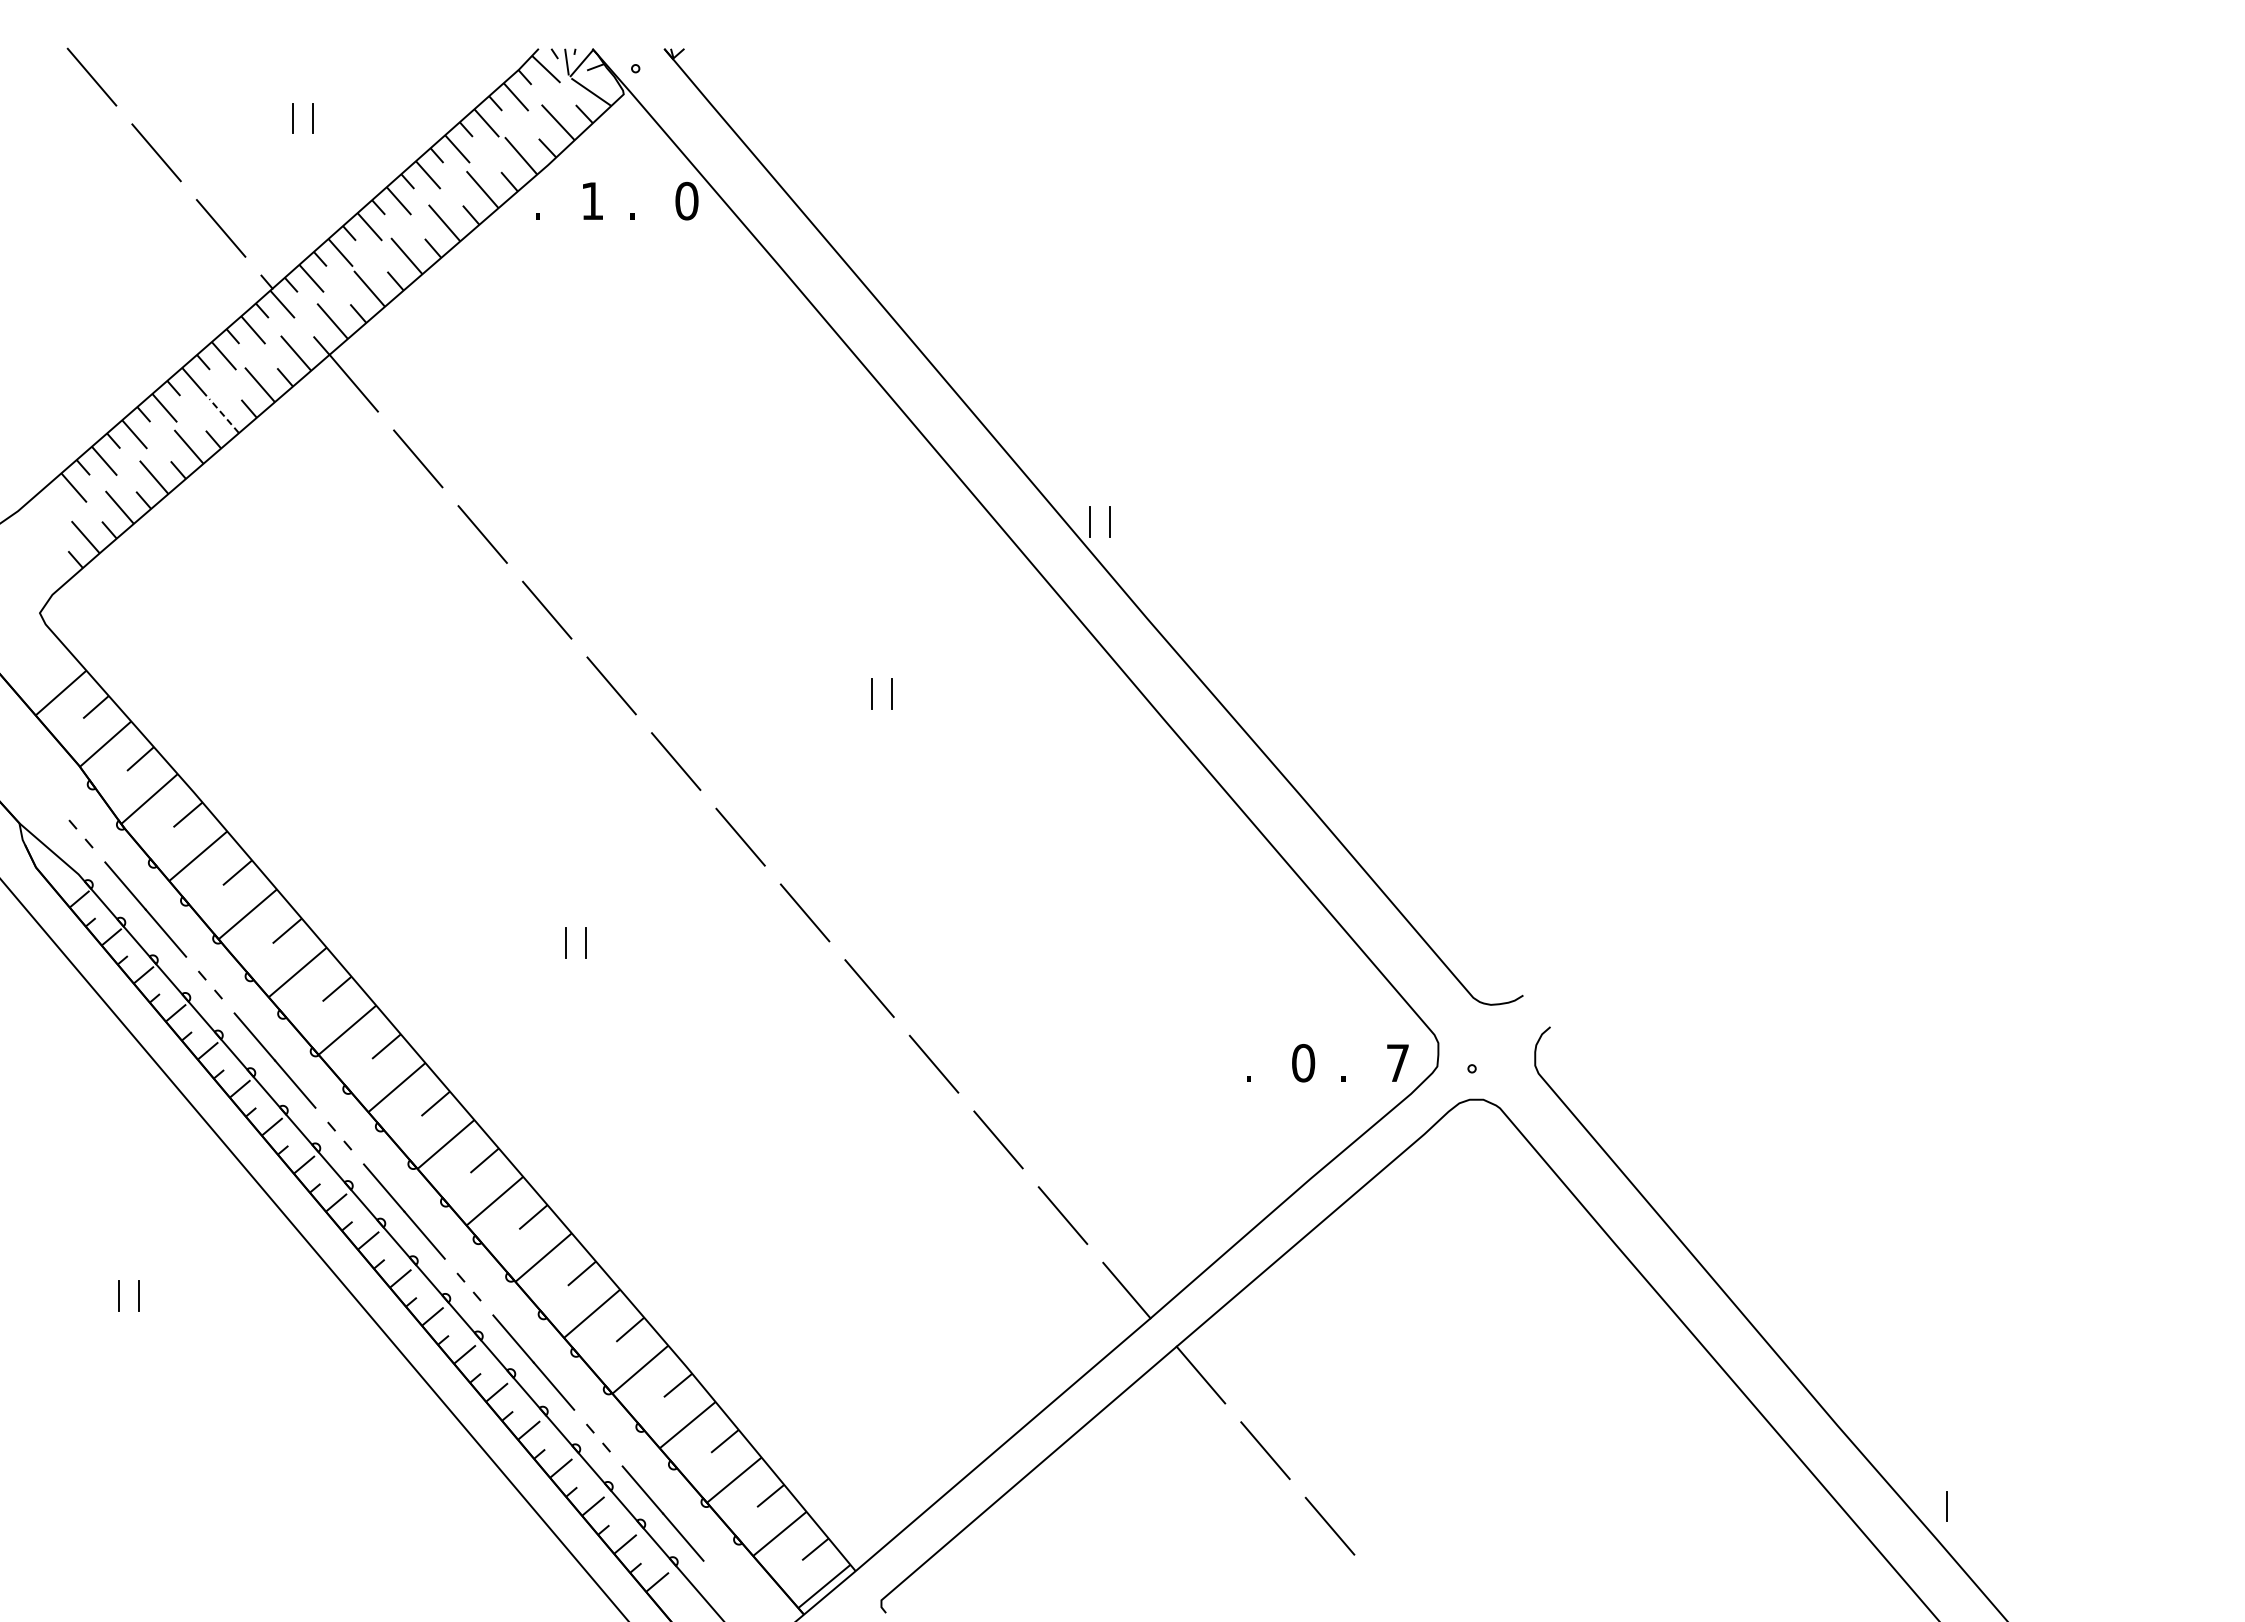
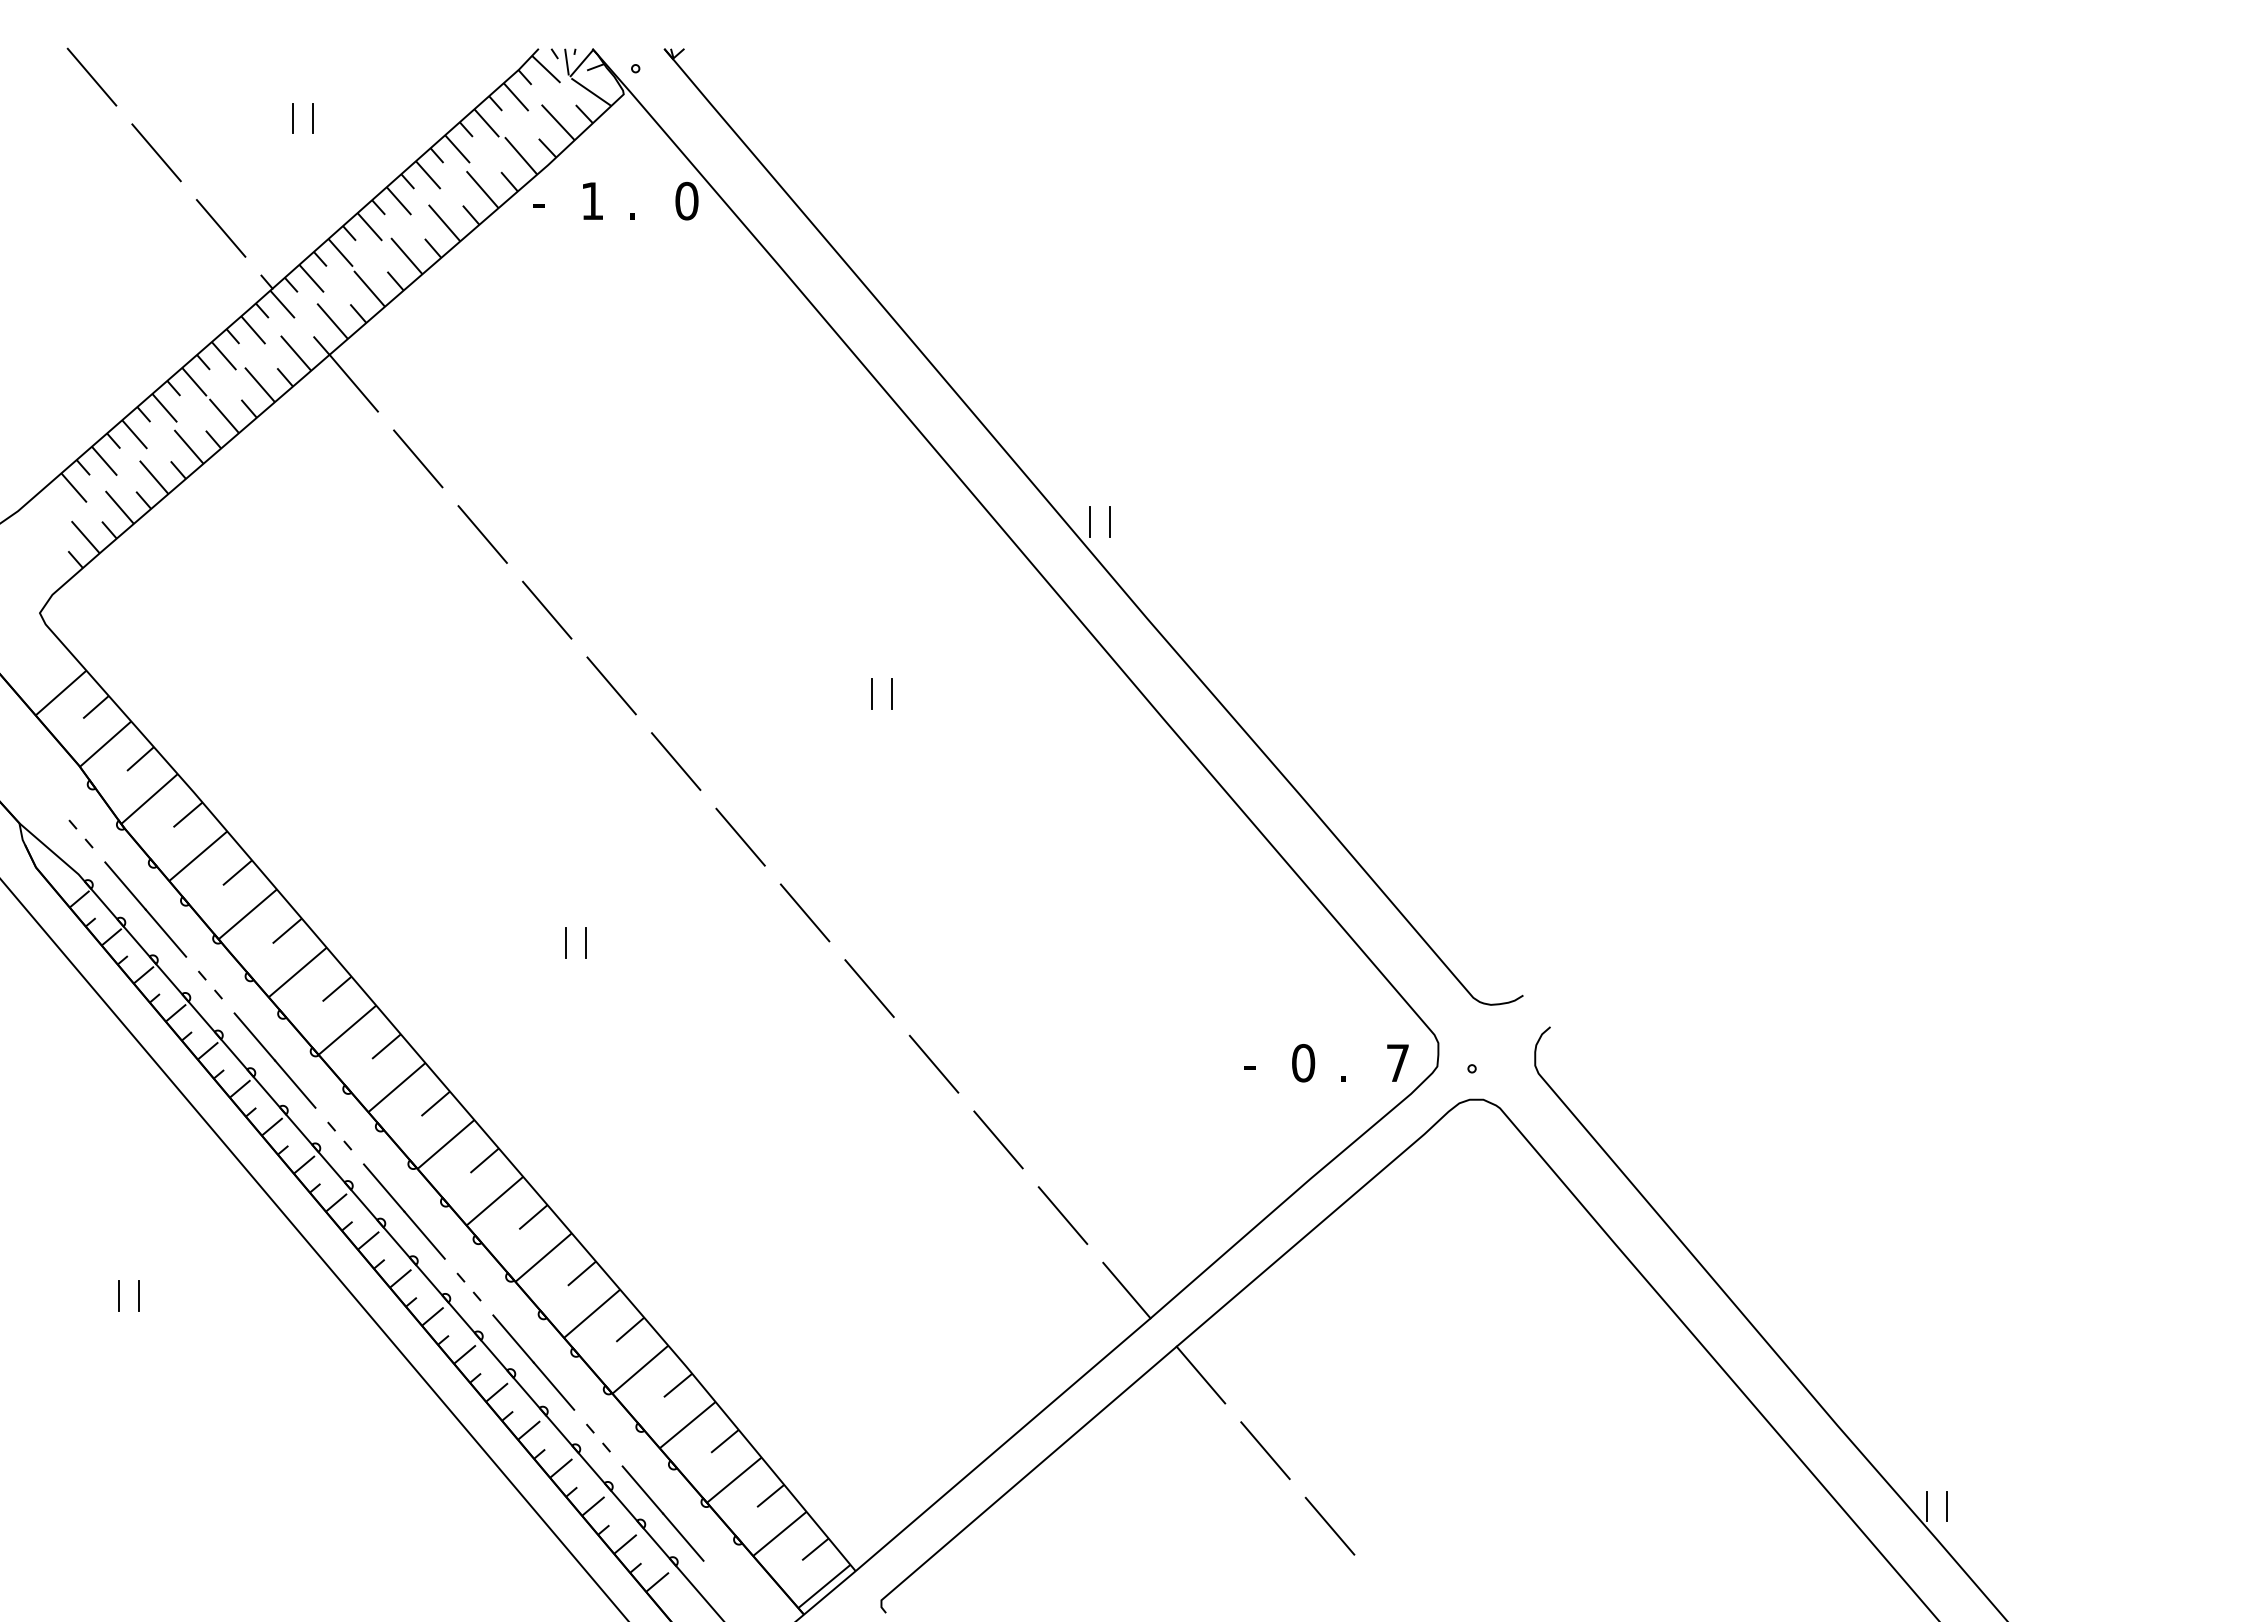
text: . -> - (538, 211)
line: dashed -> solid (223, 415)
text: . -> - (1249, 1073)
line: none -> present (1926, 1506)
